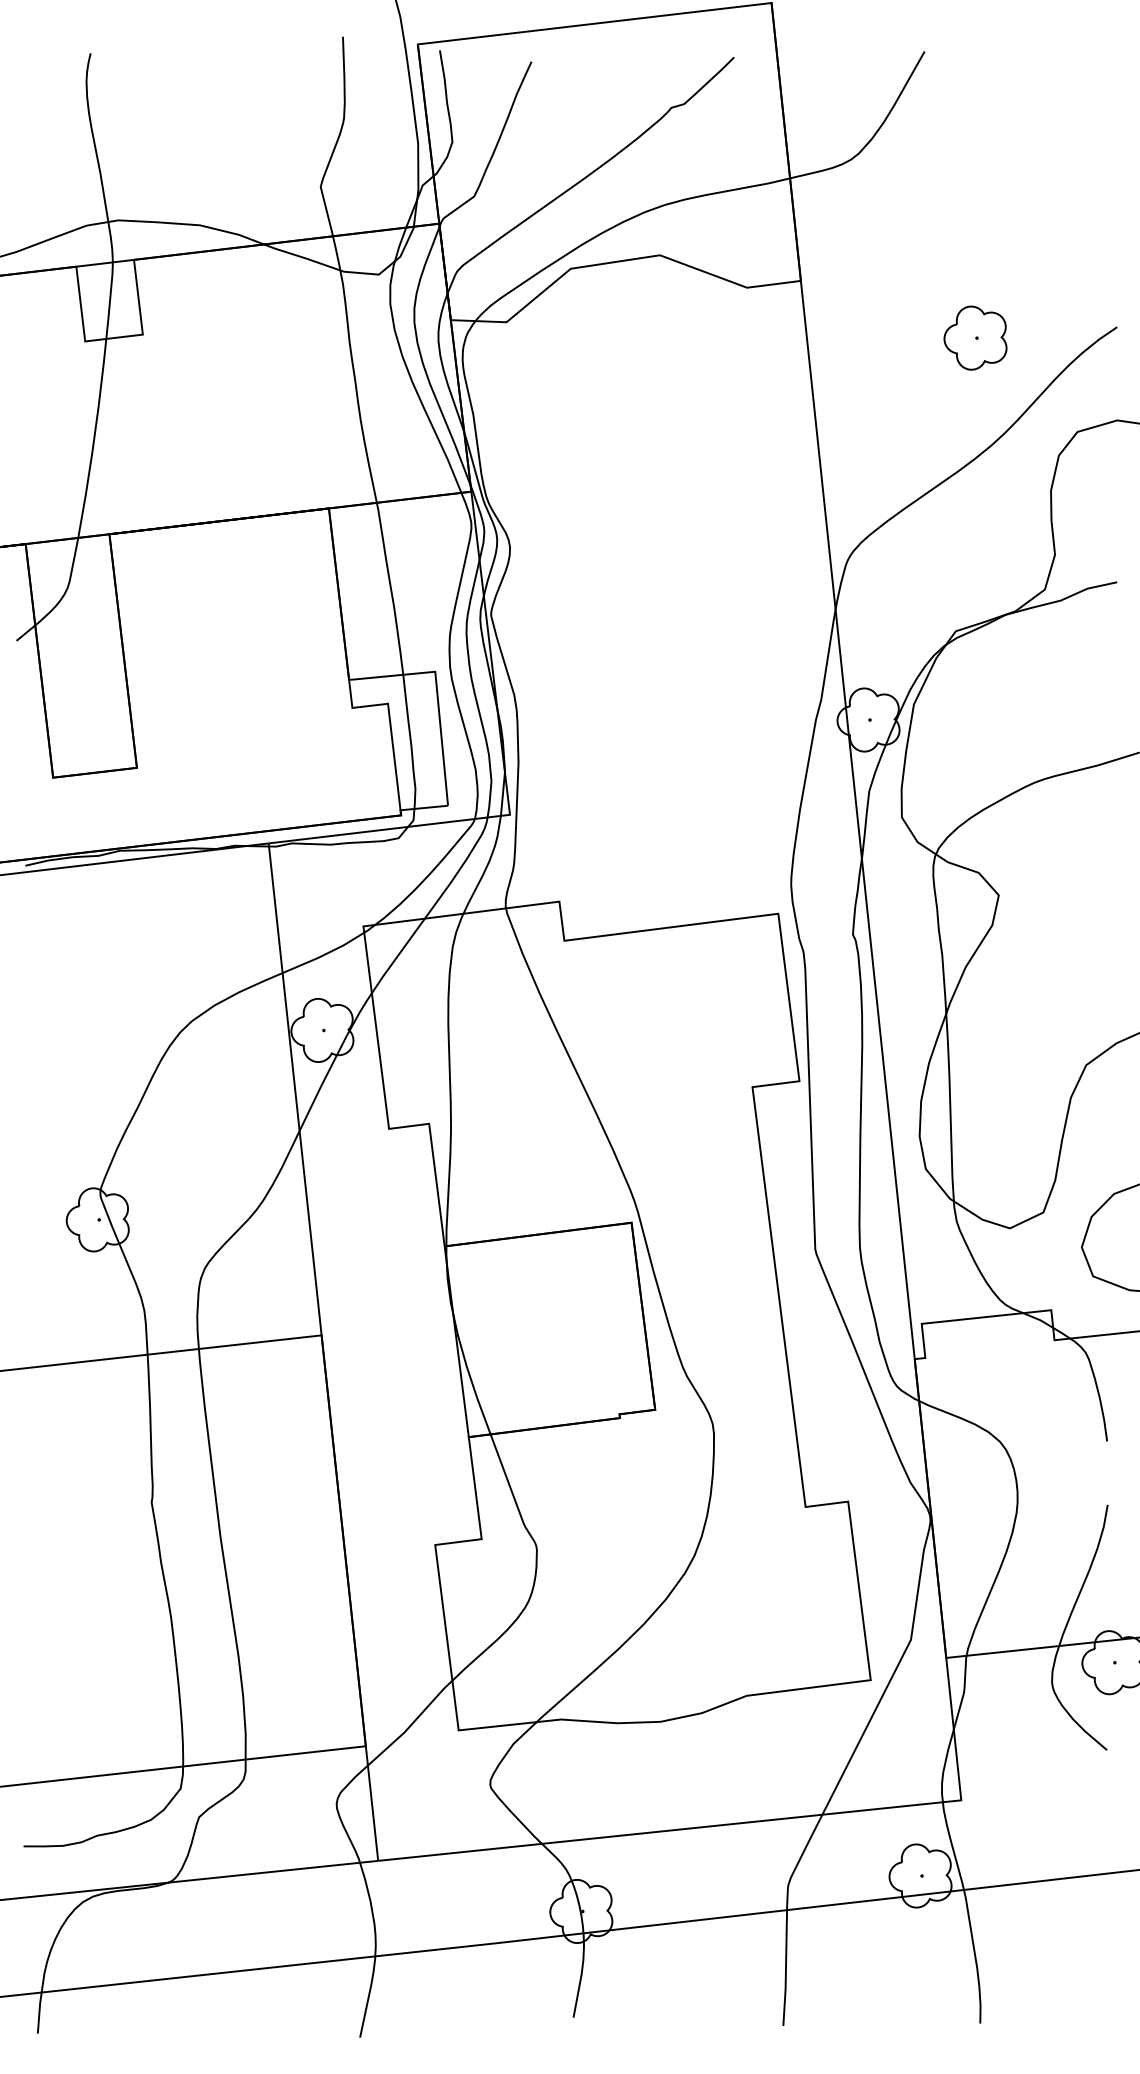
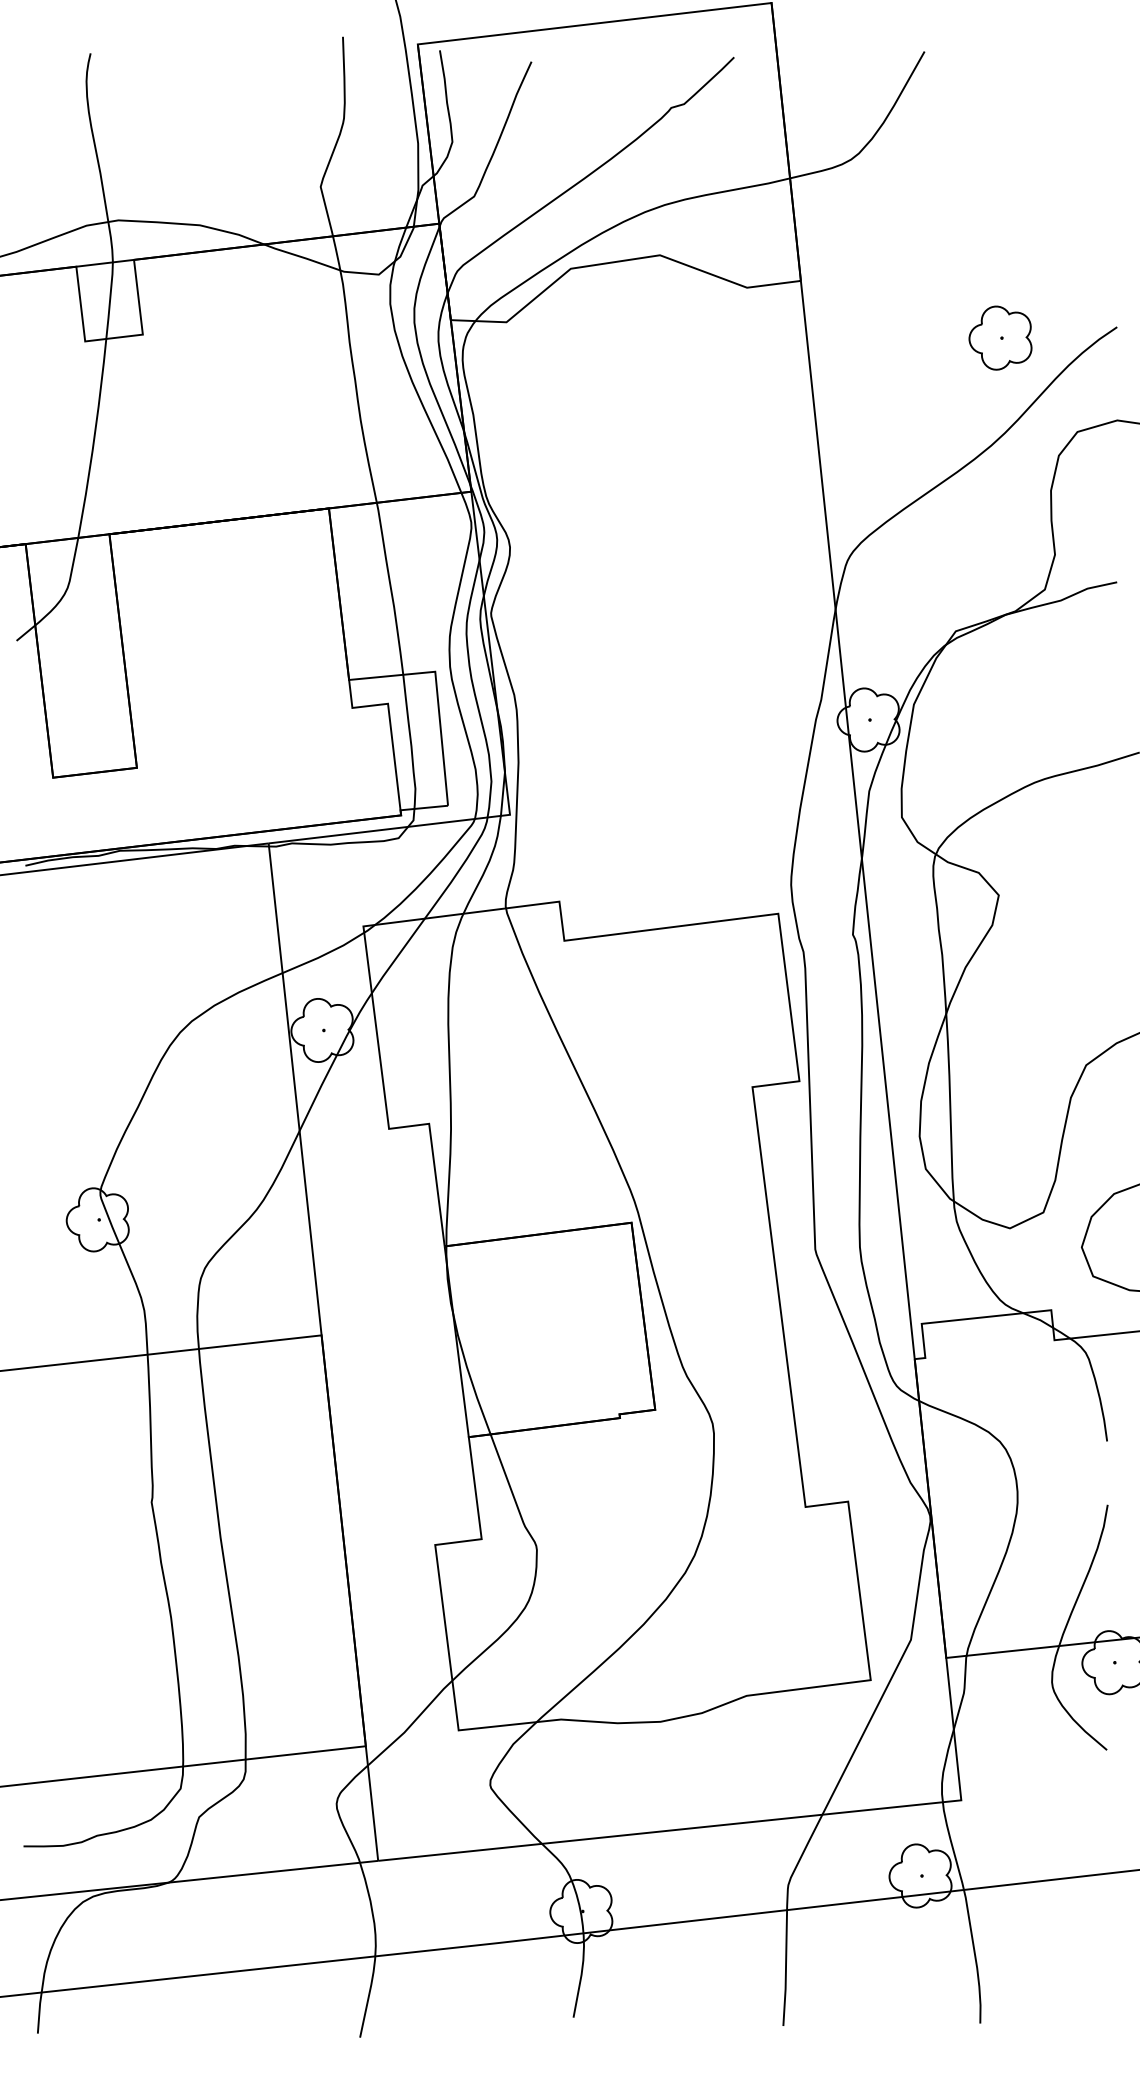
part position: (975, 337) -> (1000, 337) (1000, 337)
